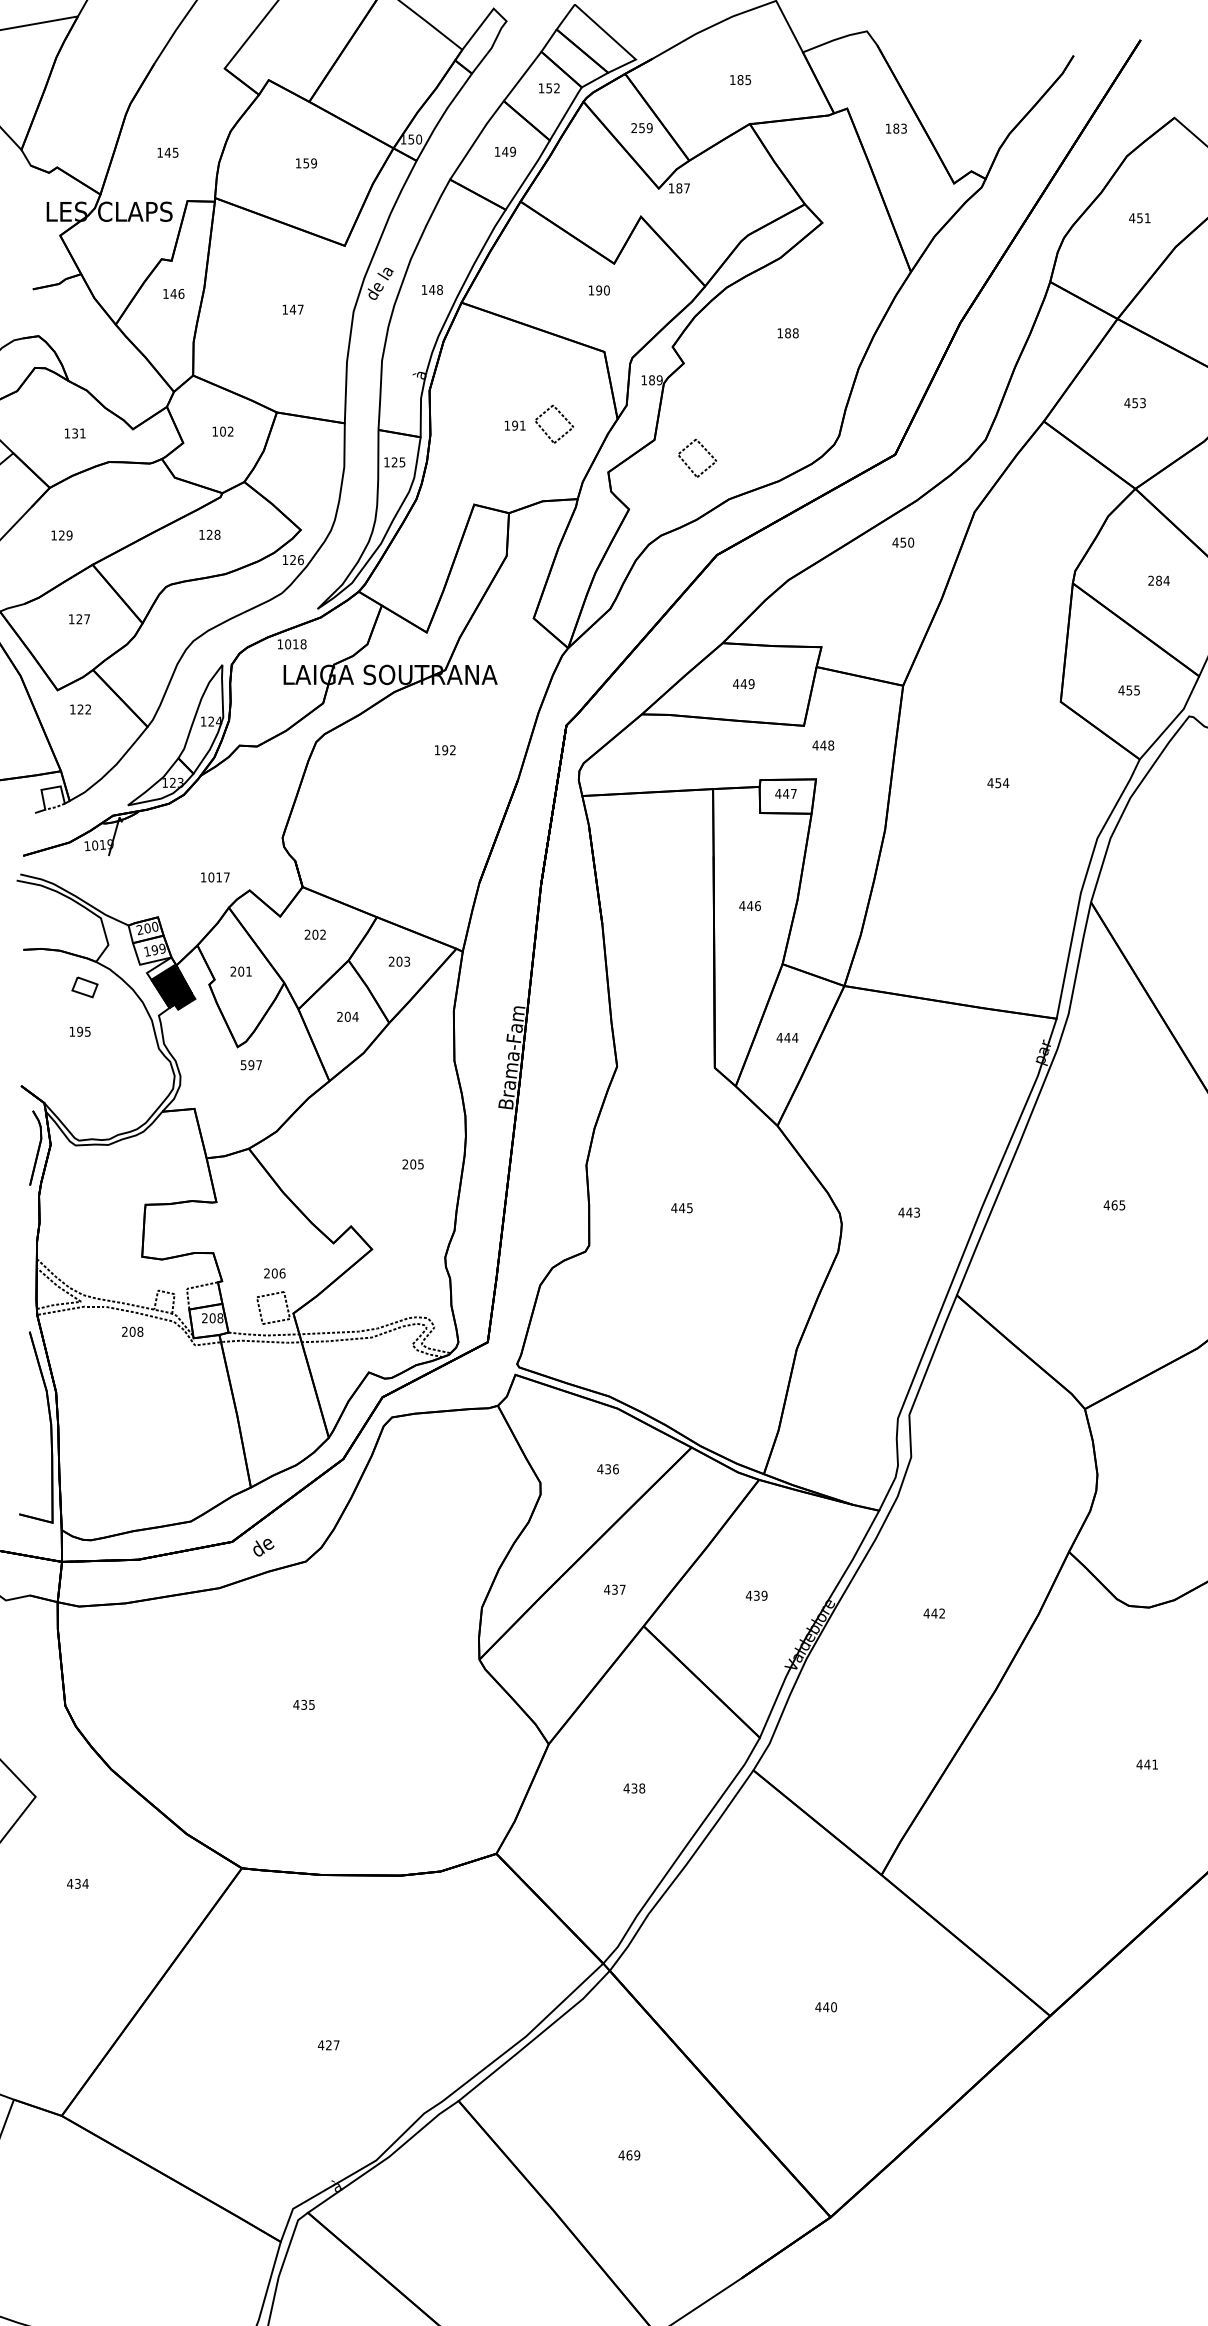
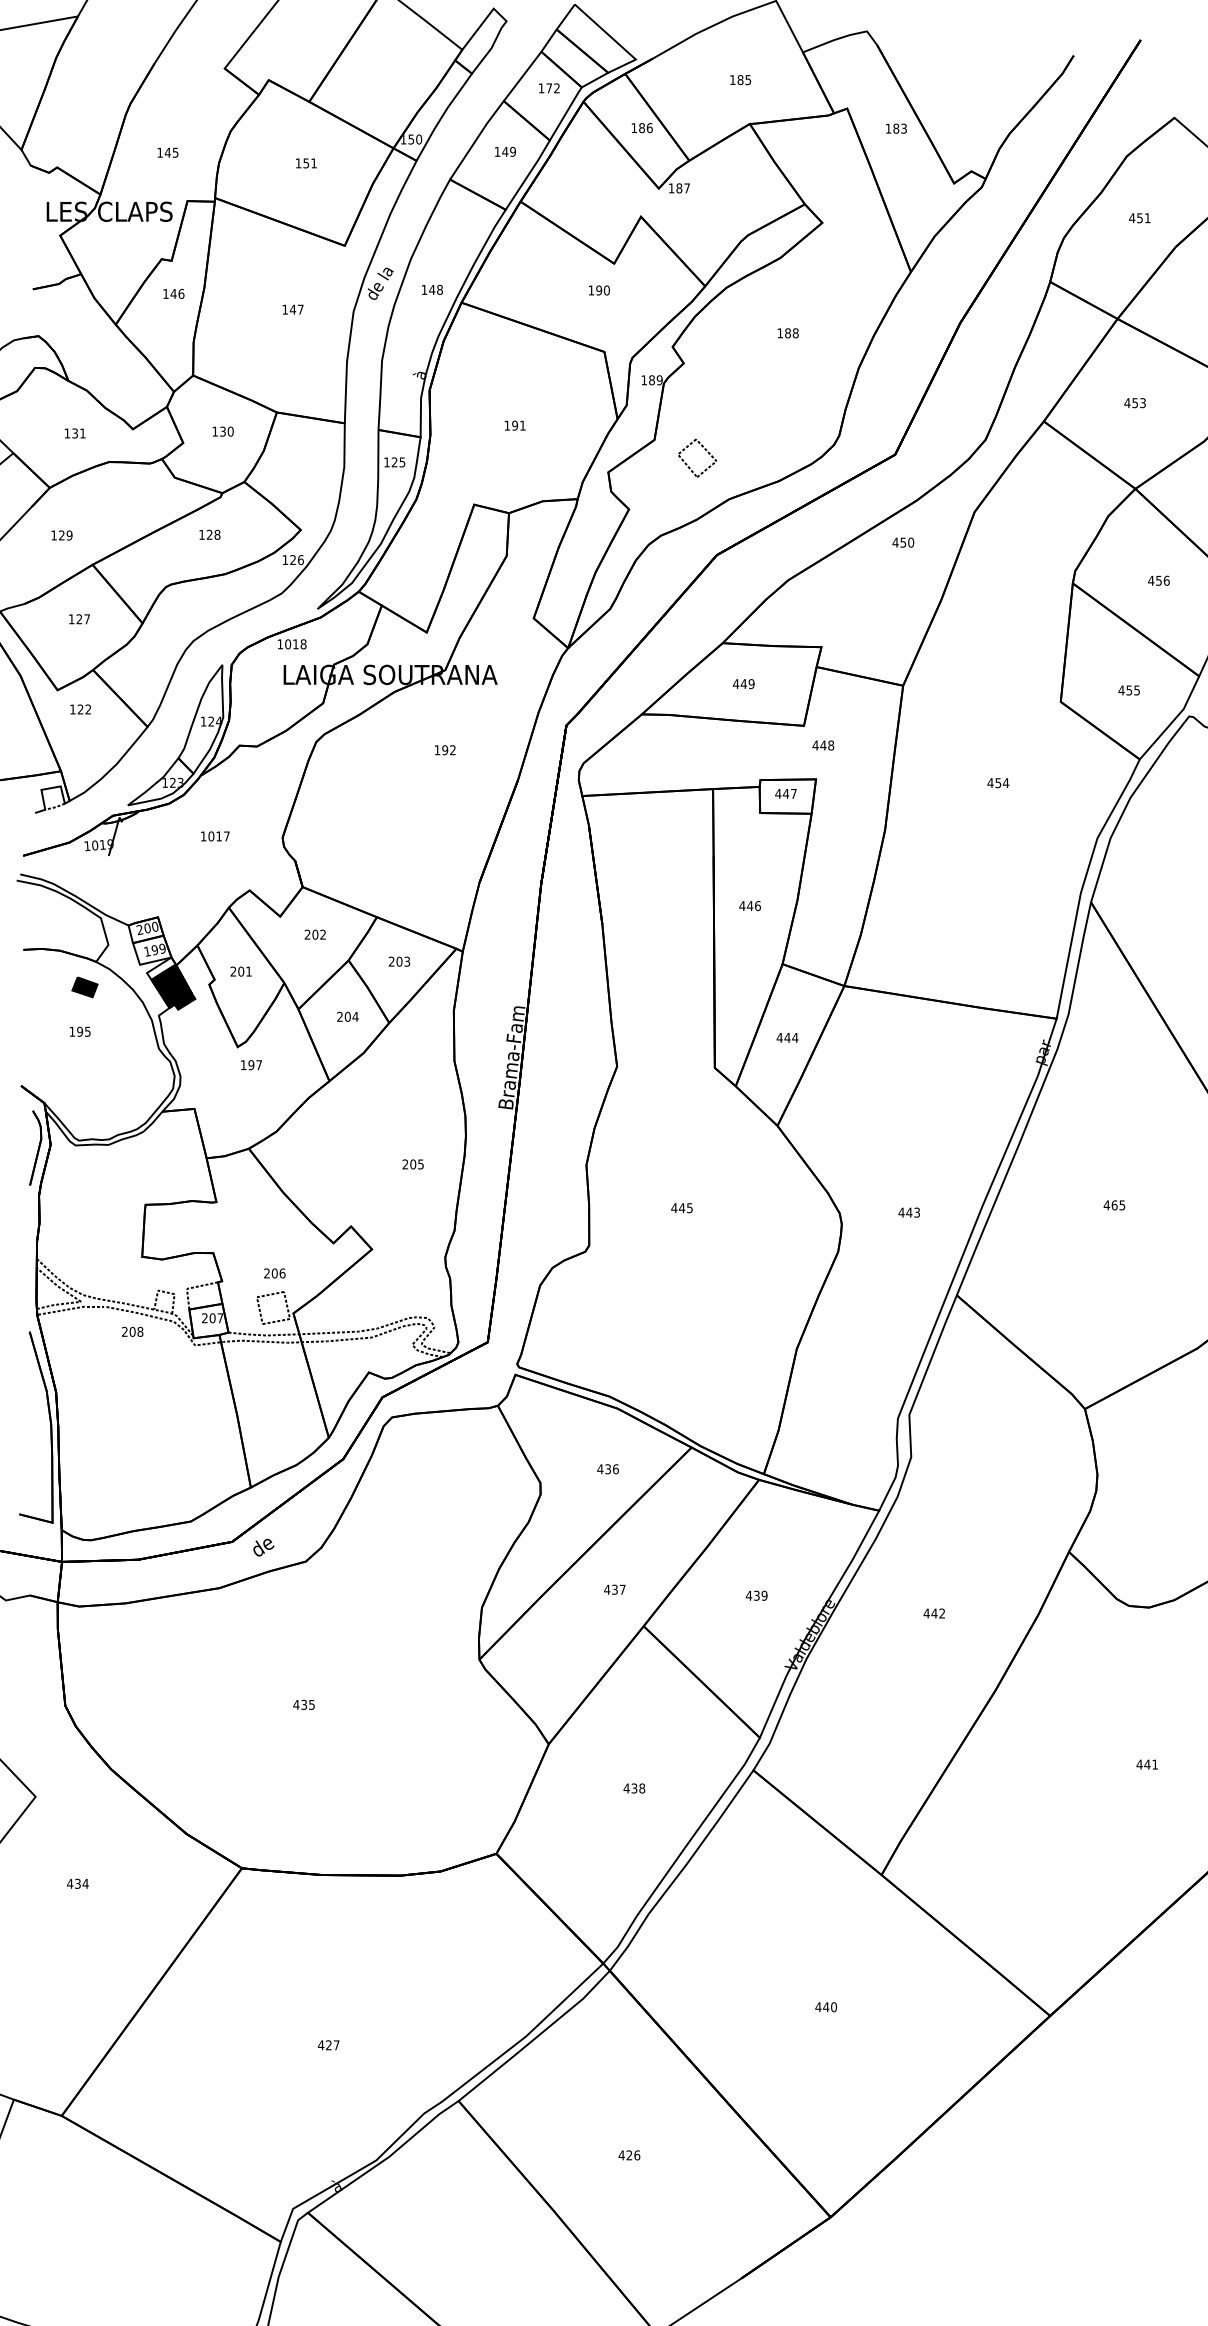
text: 152 -> 172 (549, 88)
text: 259 -> 186 (641, 128)
text: 159 -> 151 (314, 163)
part: present -> none (561, 415)
text: 102 -> 130 (226, 431)
text: 284 -> 456 (1158, 580)
text position: (215, 877) -> (215, 836) (215, 836)
fill: none -> present (84, 987)
text: 597 -> 197 (243, 1065)
text: 208 -> 207 (220, 1318)
text: 469 -> 426 (633, 2155)
